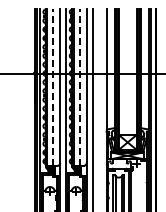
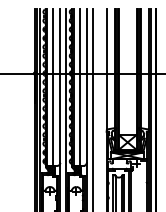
line: dashed -> solid (53, 86)
line: dashed -> solid (79, 86)
